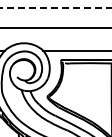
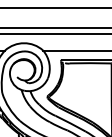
line: dashed -> solid (55, 8)
line: none -> present (55, 33)
